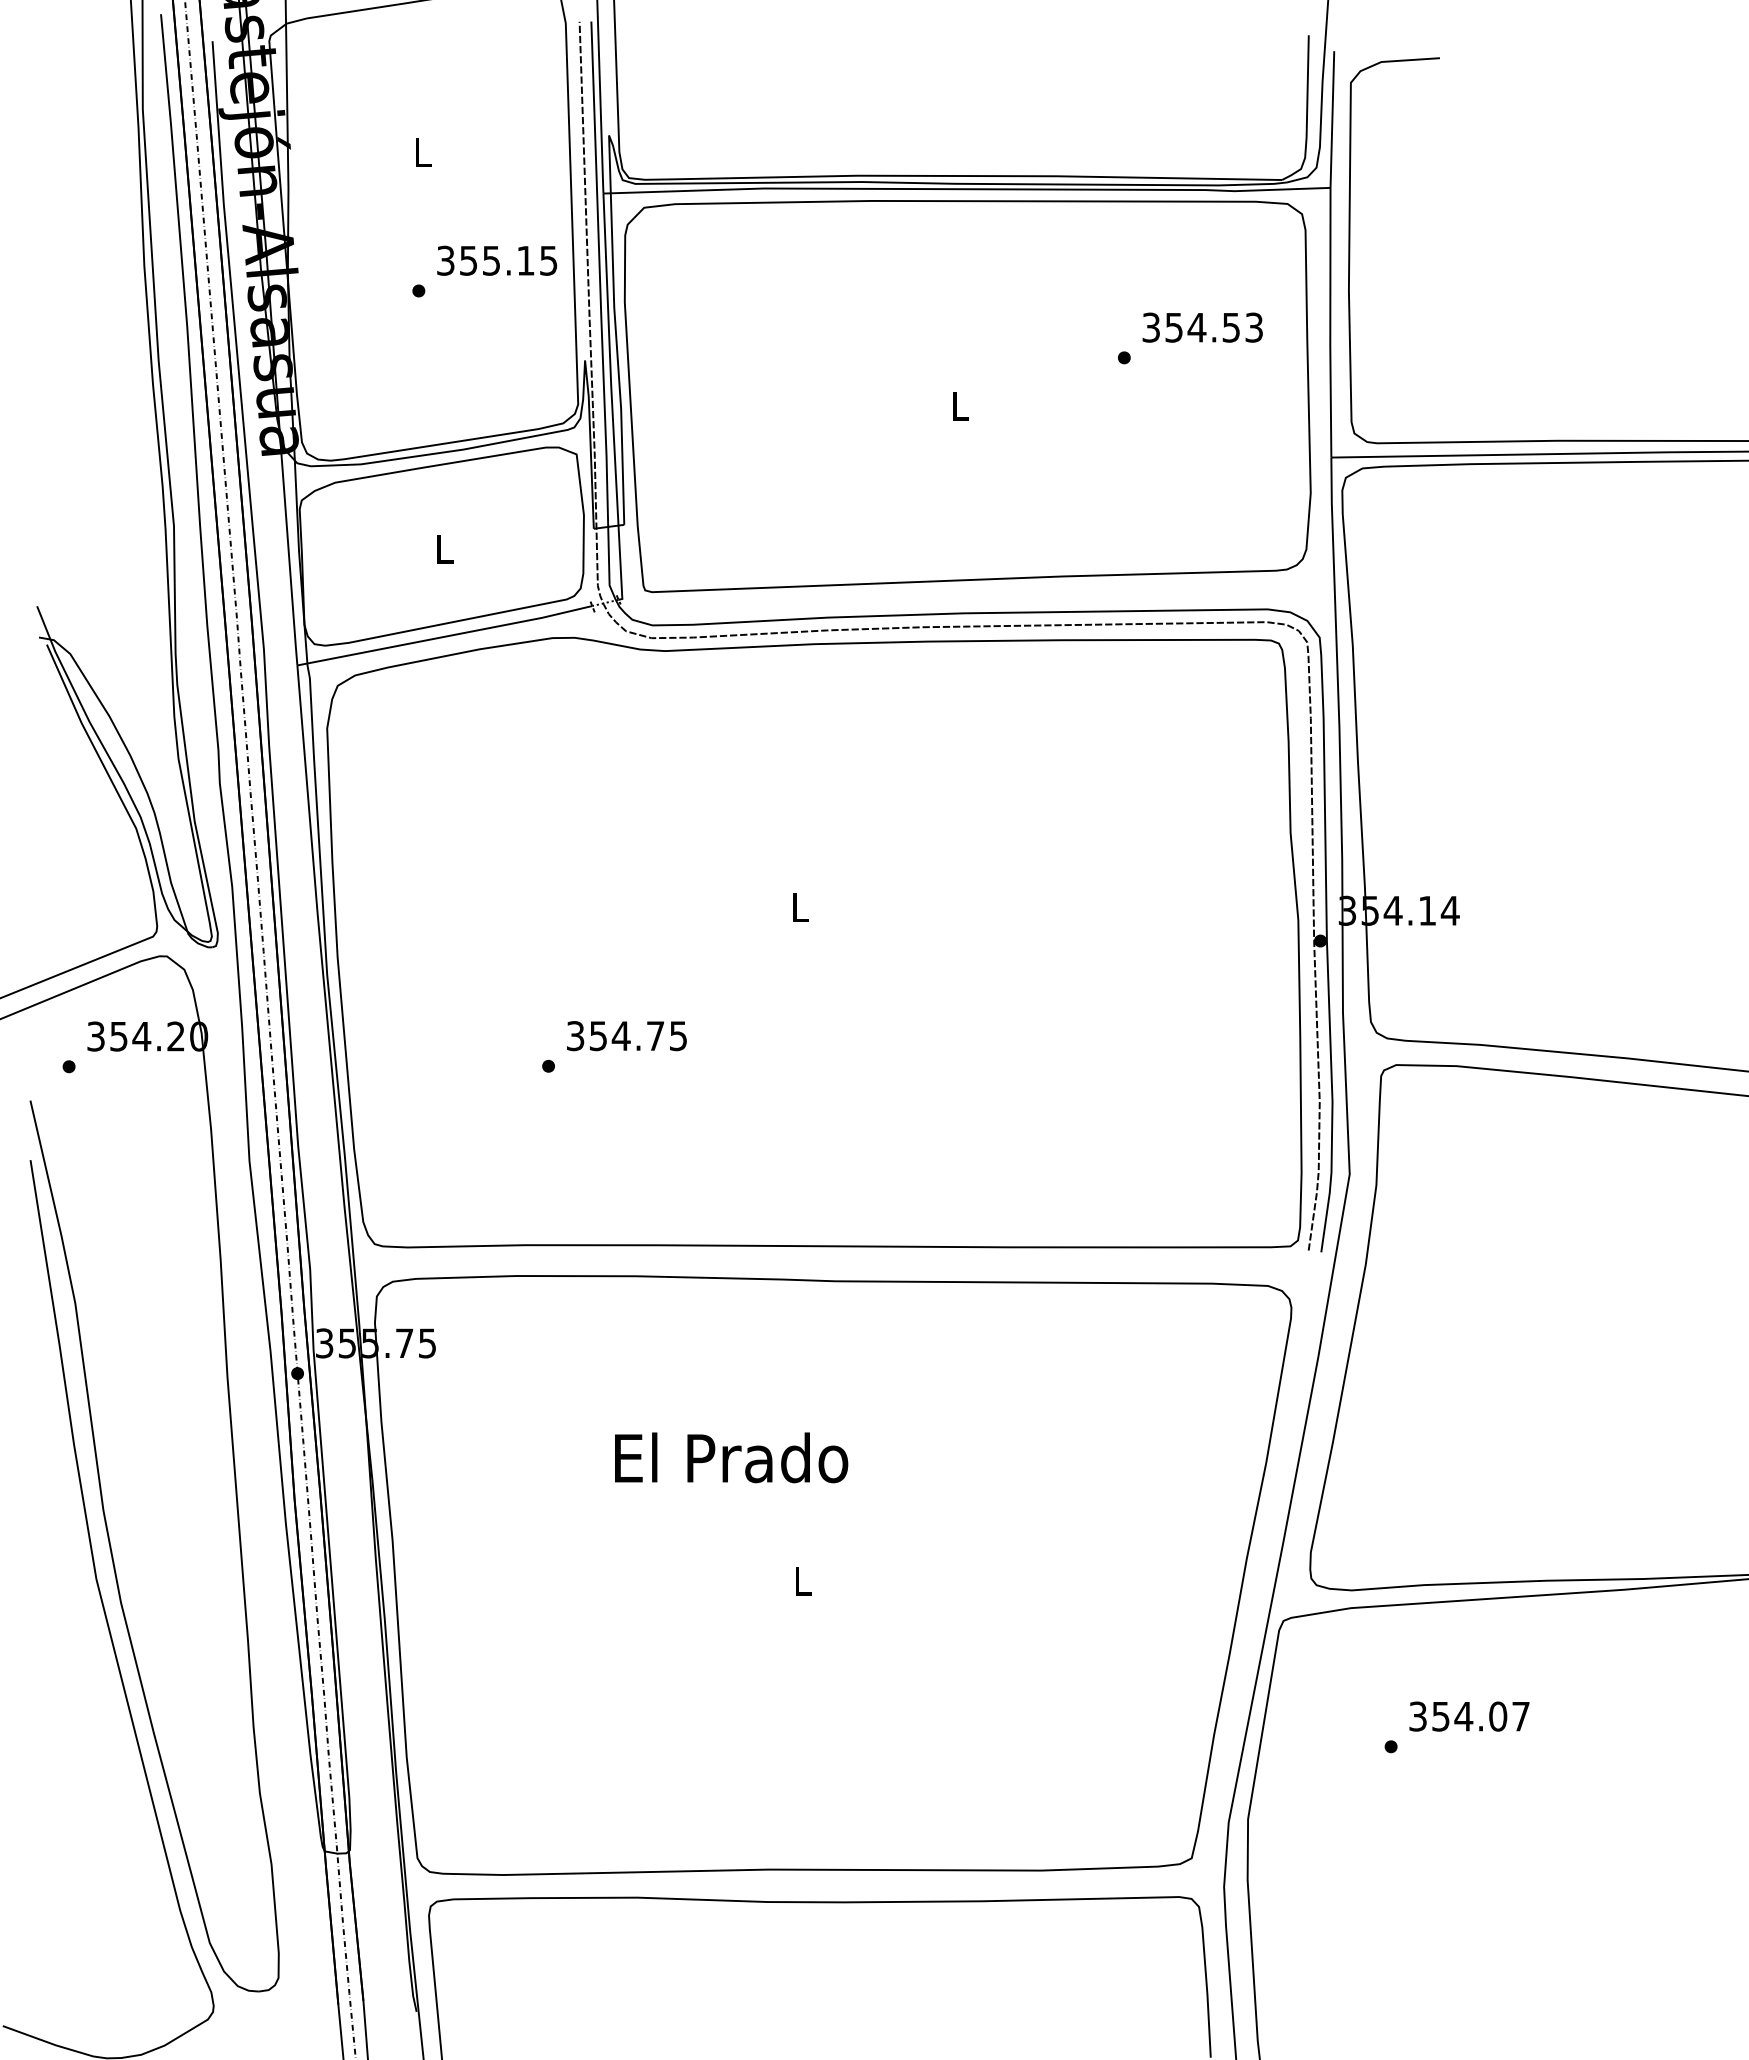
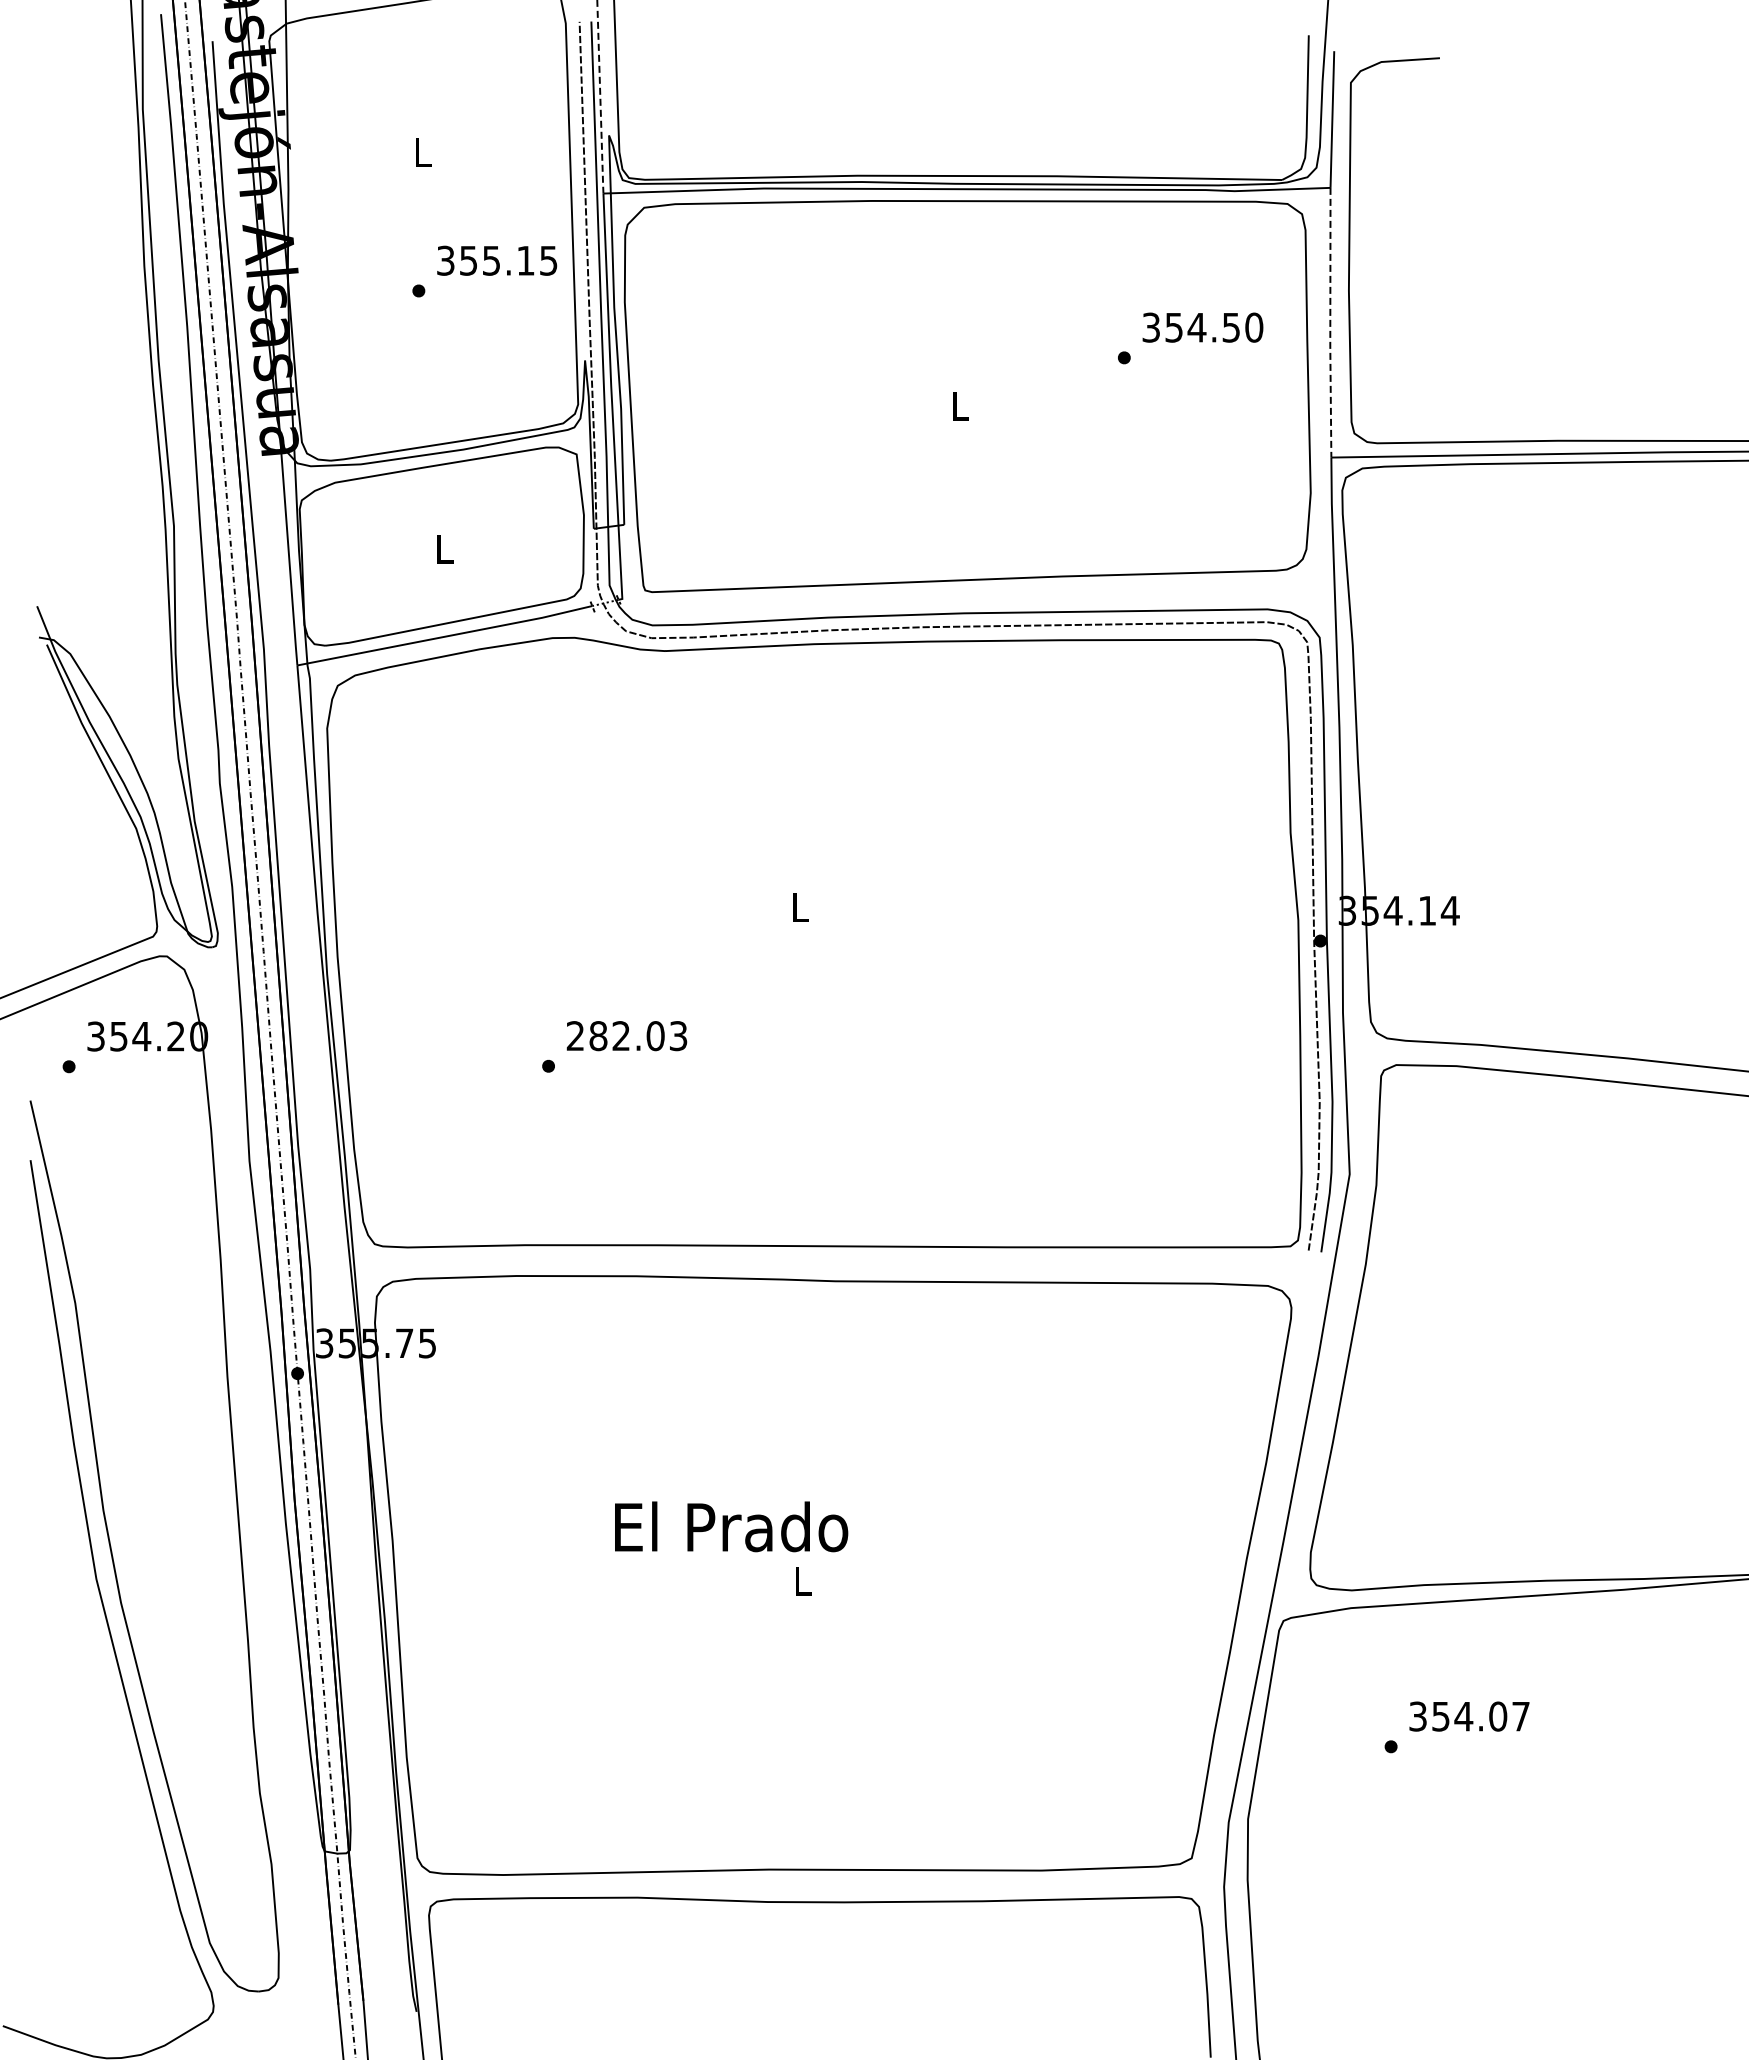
line: solid -> dashed (600, 98)
line: solid -> dashed (1330, 323)
text: 354.53 -> 354.50 (1254, 327)
text: 354.75 -> 282.03 (626, 1036)
text position: (731, 1457) -> (731, 1526) (731, 1526)
